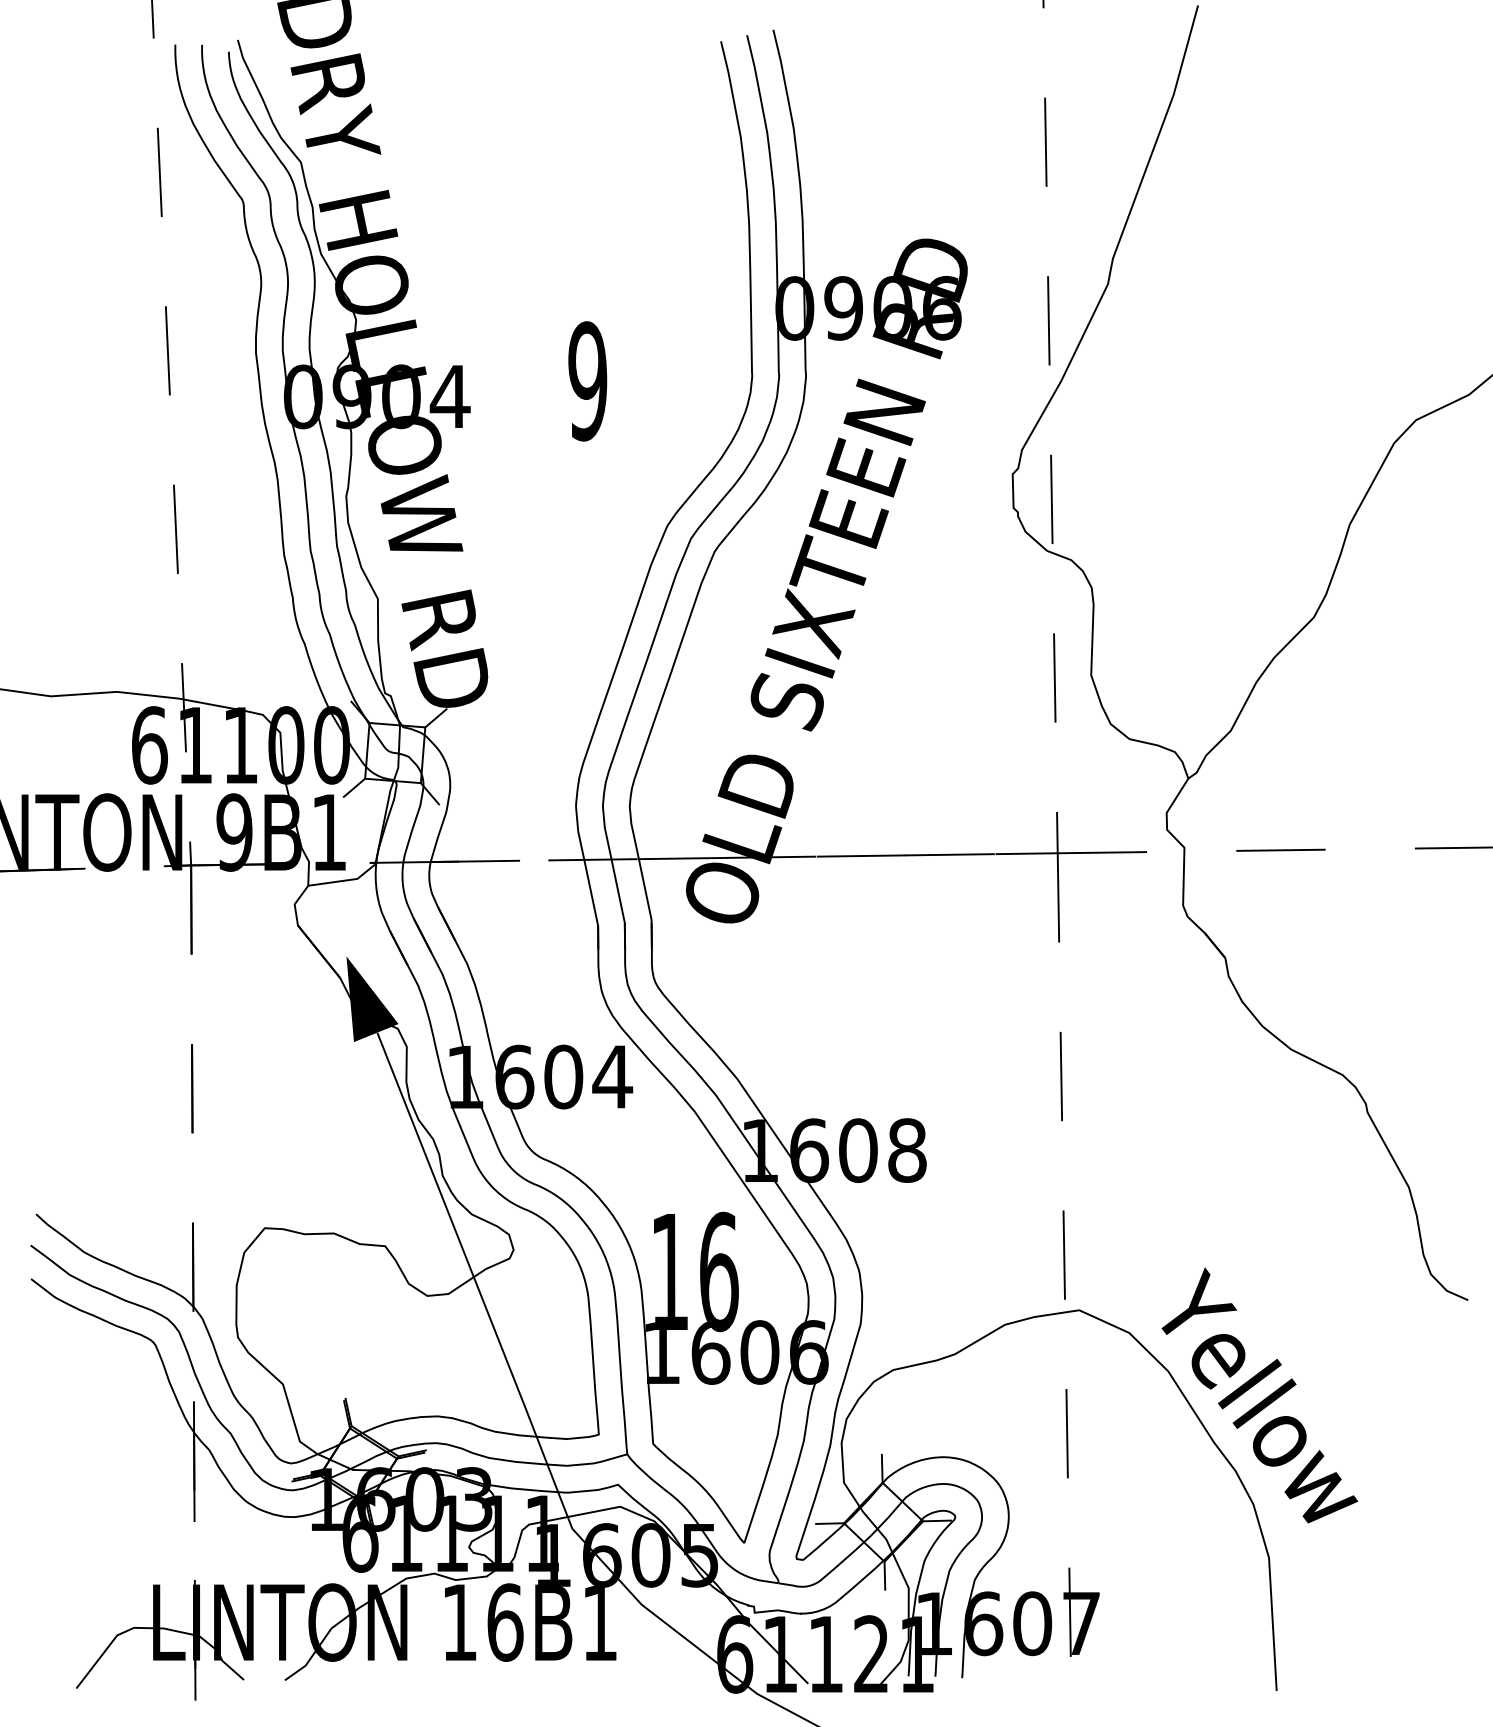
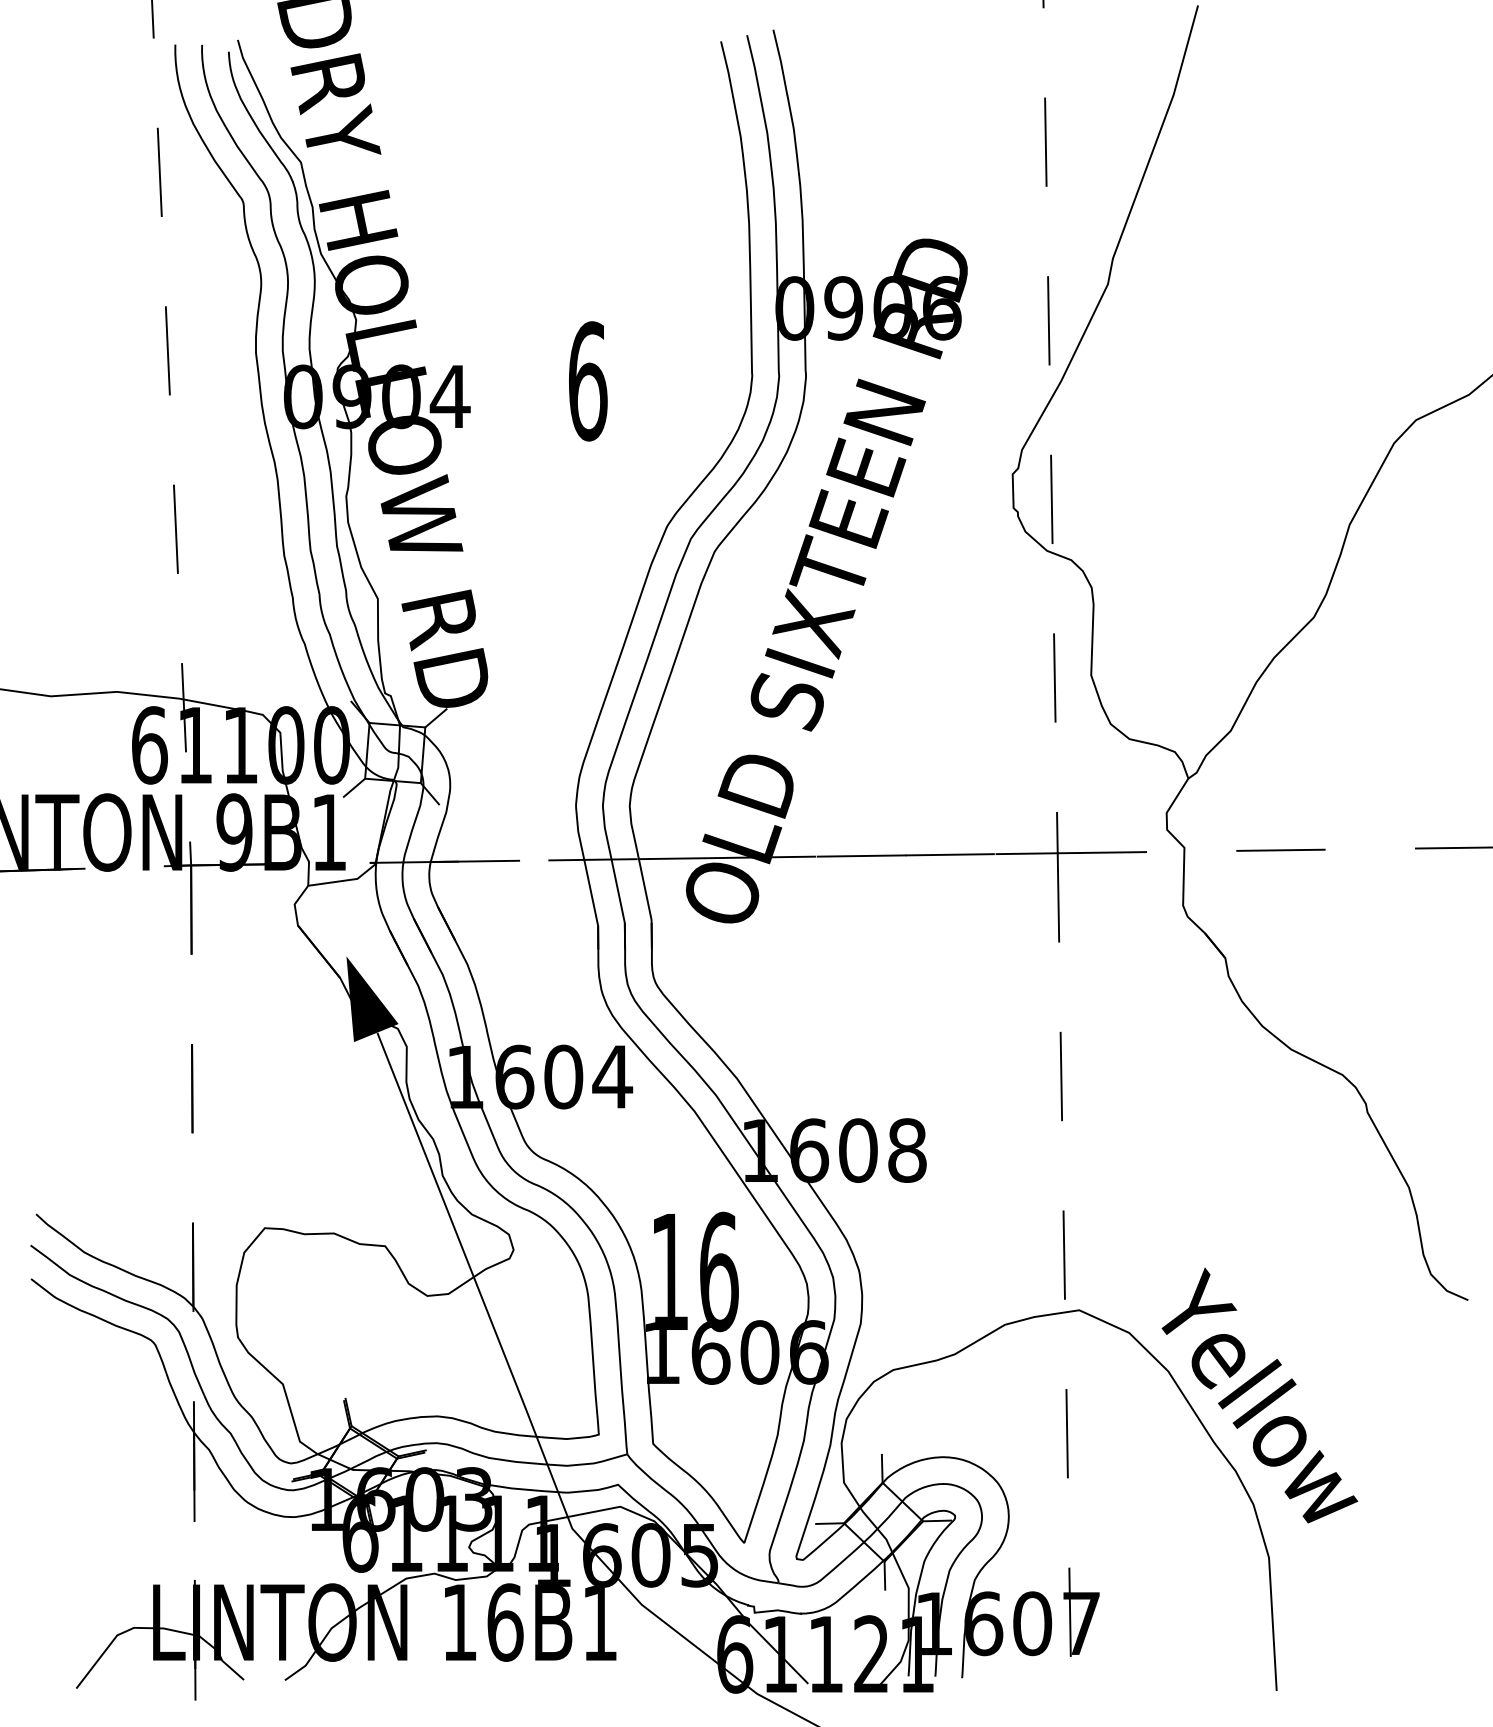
text: 9 -> 6 (587, 381)
